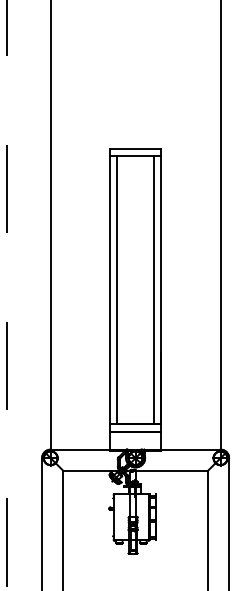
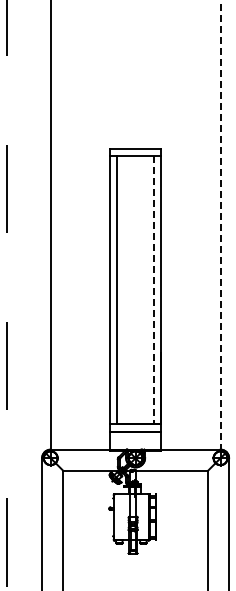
line: solid -> dashed (220, 225)
line: solid -> dashed (154, 290)
